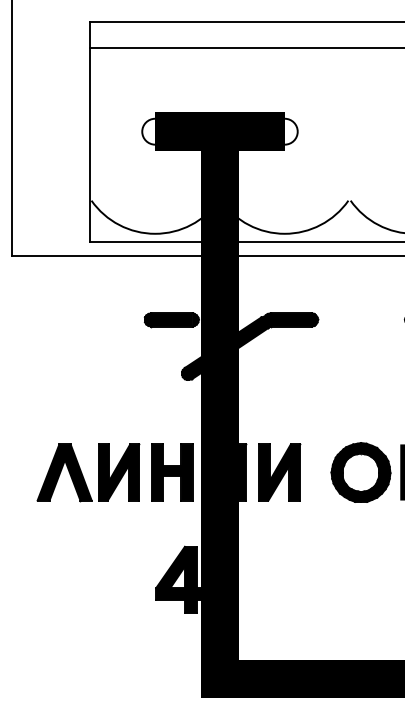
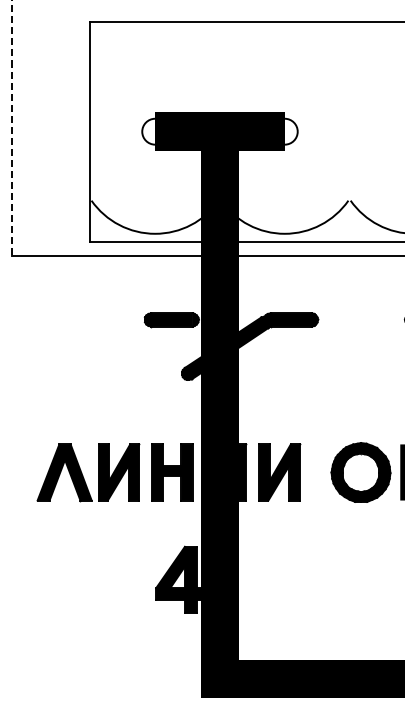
line: present -> none (245, 47)
line: solid -> dashed (12, 128)
